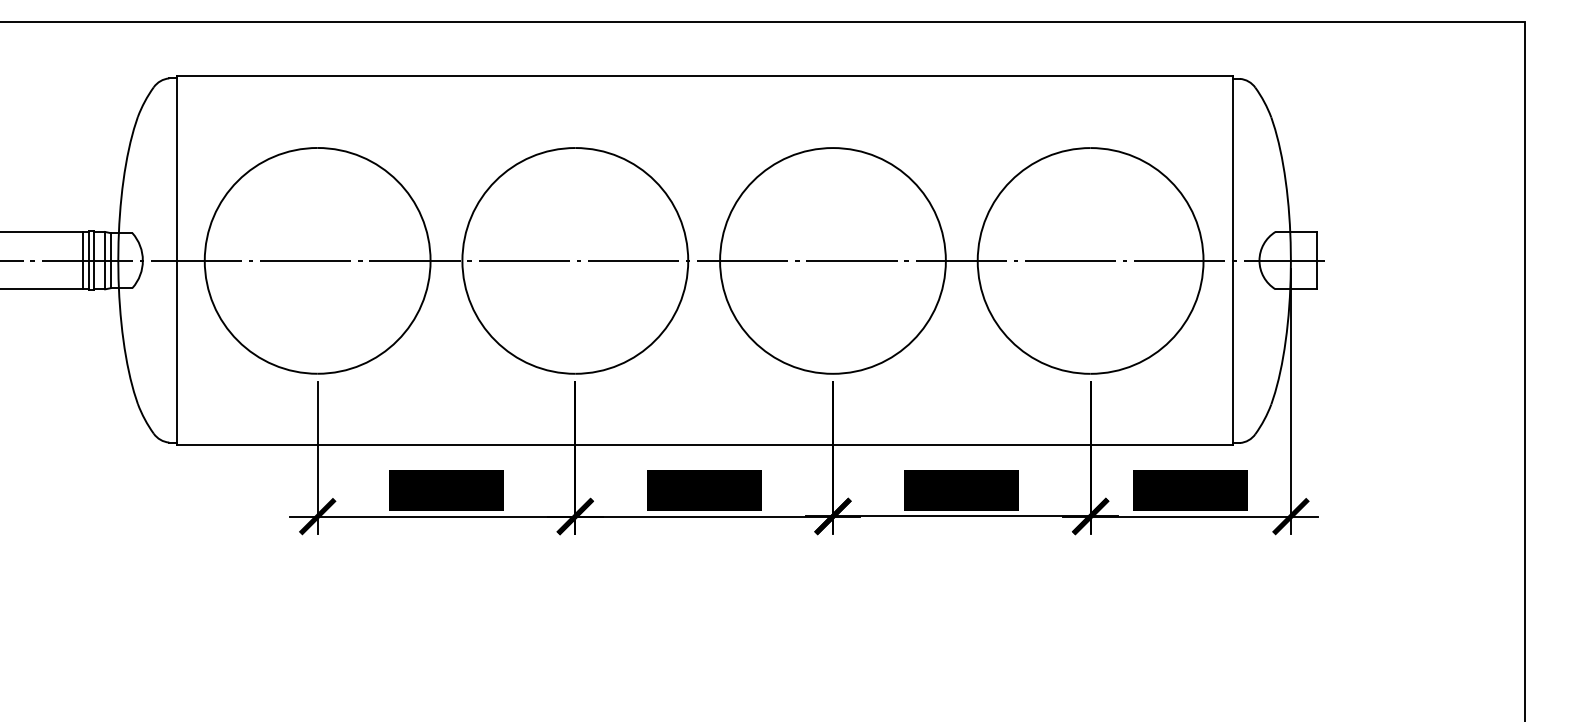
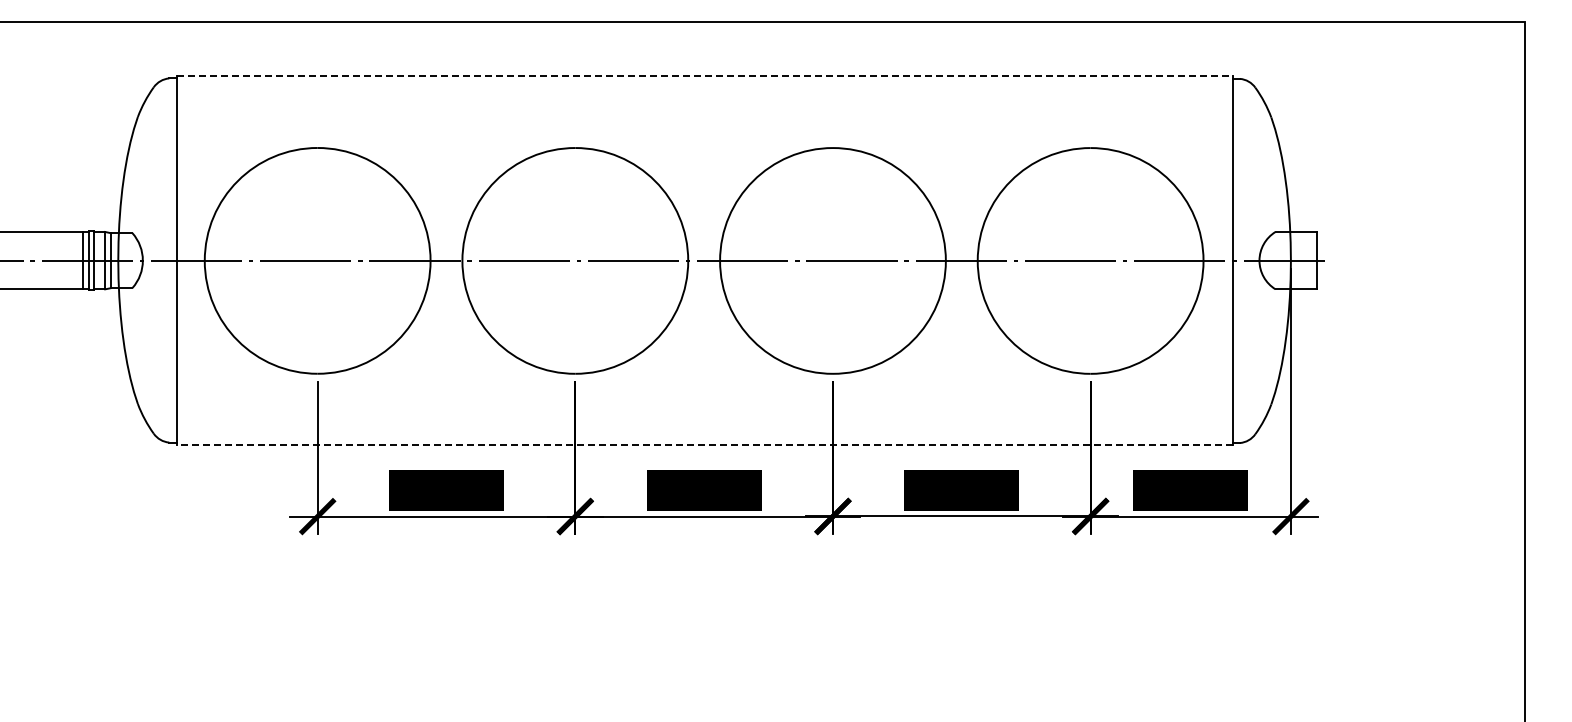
line: solid -> dashed (705, 76)
line: solid -> dashed (704, 444)
